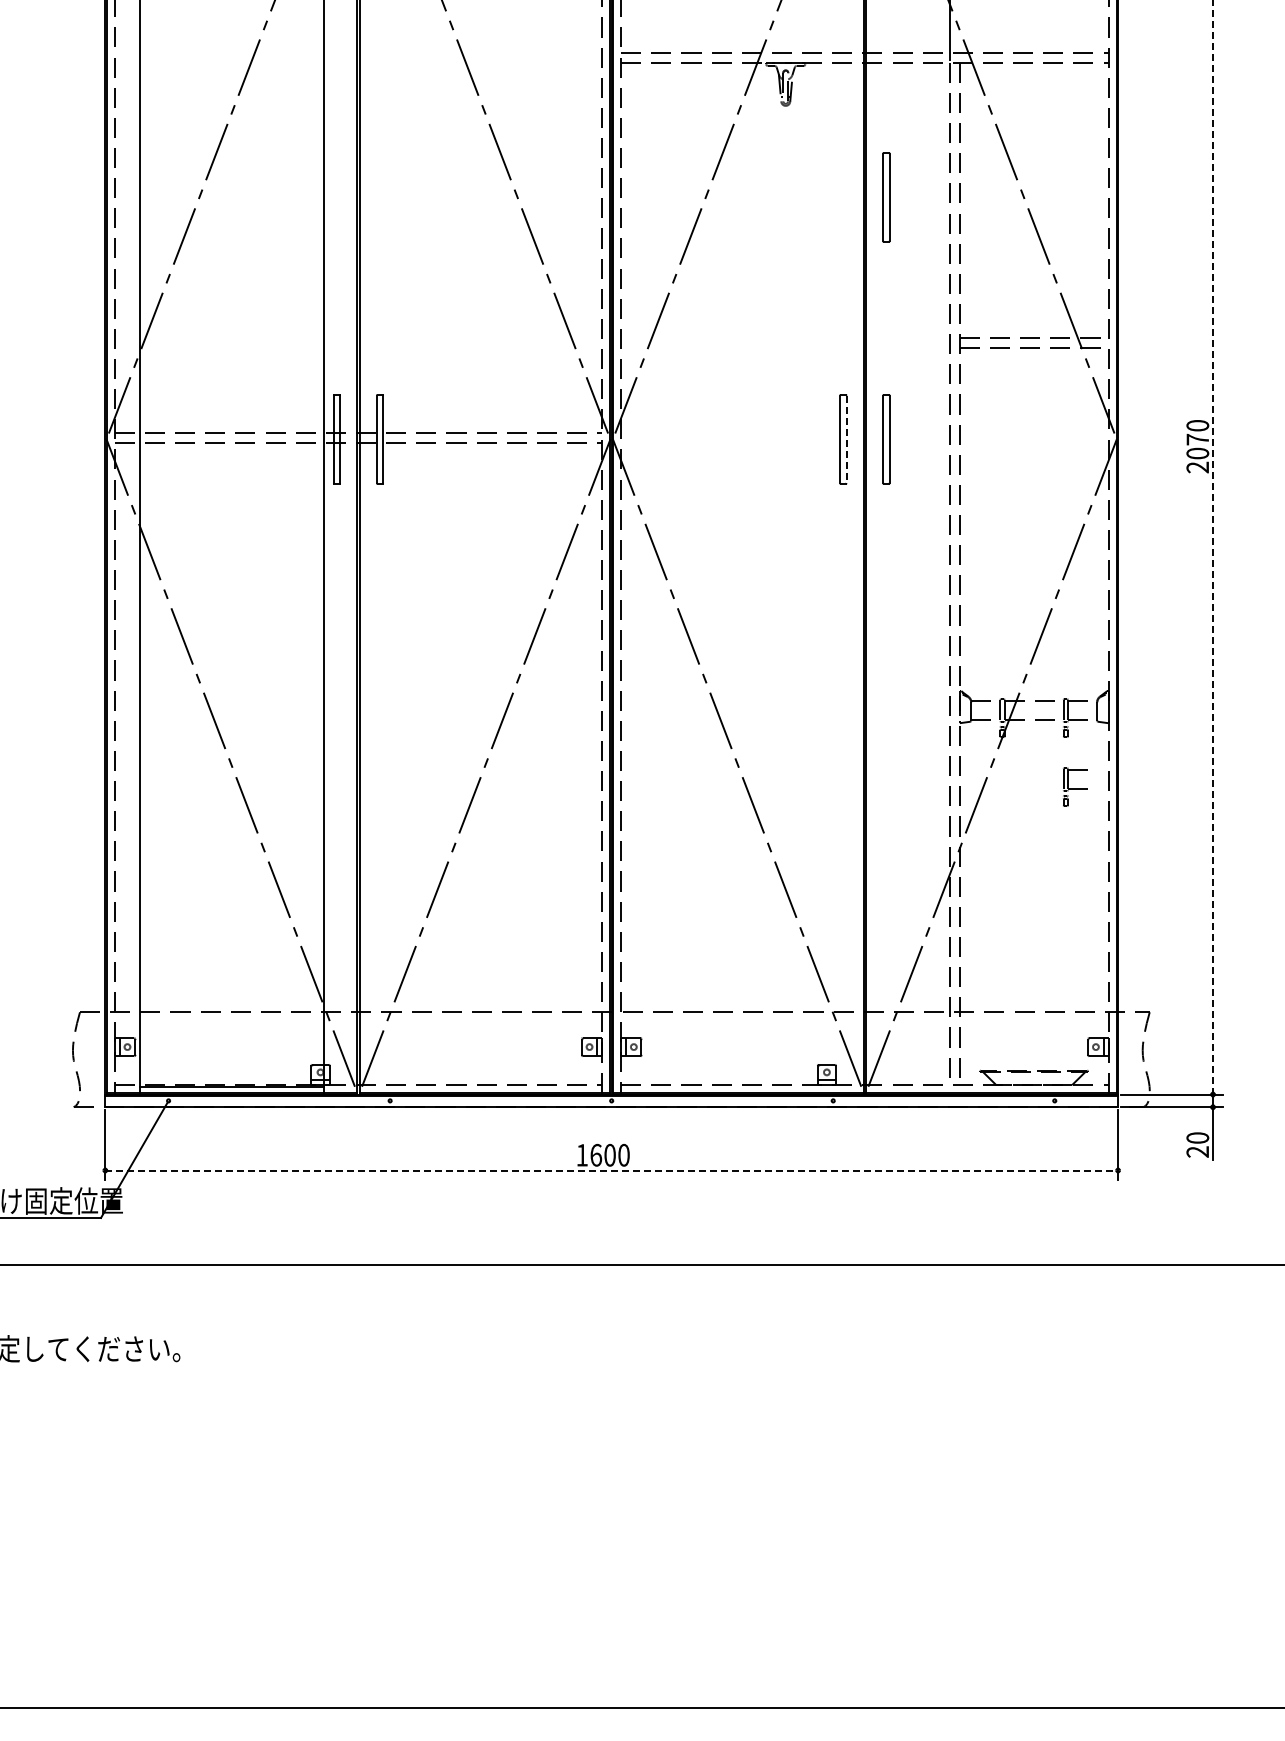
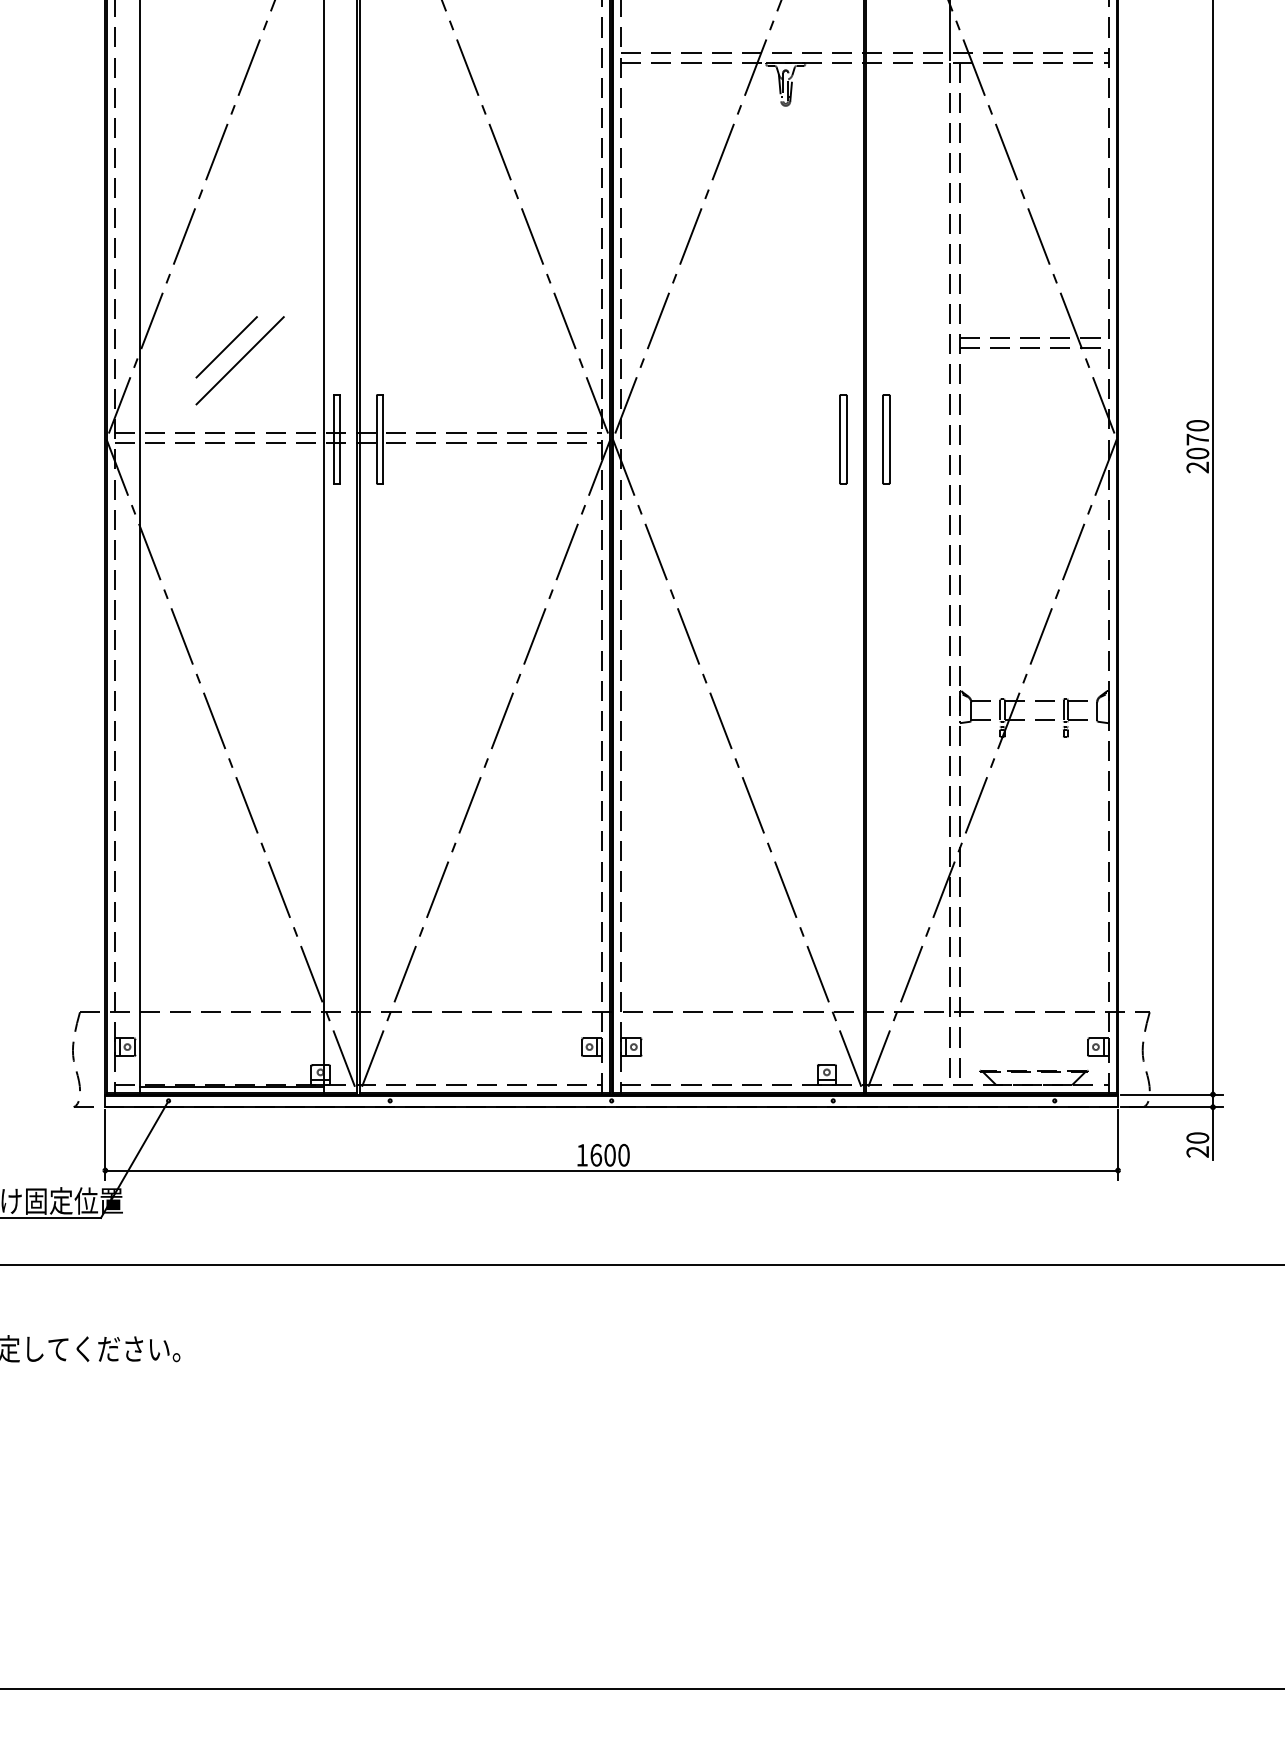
part: present -> none (886, 197)
line: none -> present (226, 347)
line: none -> present (239, 360)
line: dashed -> solid (846, 439)
line: dashed -> solid (1213, 546)
part: present -> none (1075, 786)
line: dashed -> solid (612, 1170)
line position: (641, 1707) -> (641, 1688) (641, 1688)
